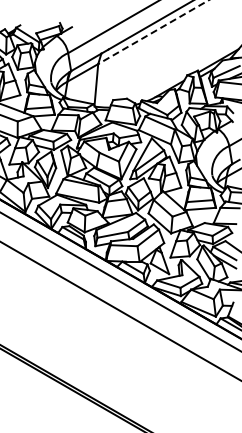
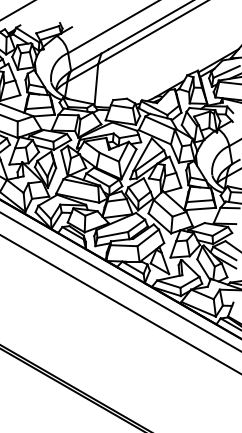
line: none -> present (17, 10)
line: dashed -> solid (153, 32)
line position: (120, 311) -> (120, 304) (120, 304)
